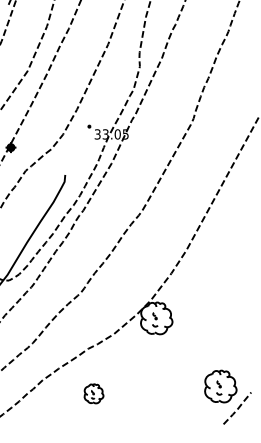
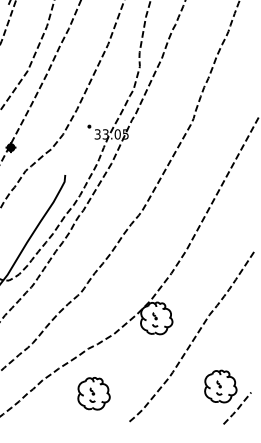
curve: none -> present (193, 338)
part size: 22x22 px -> 34x34 px (93, 393)
